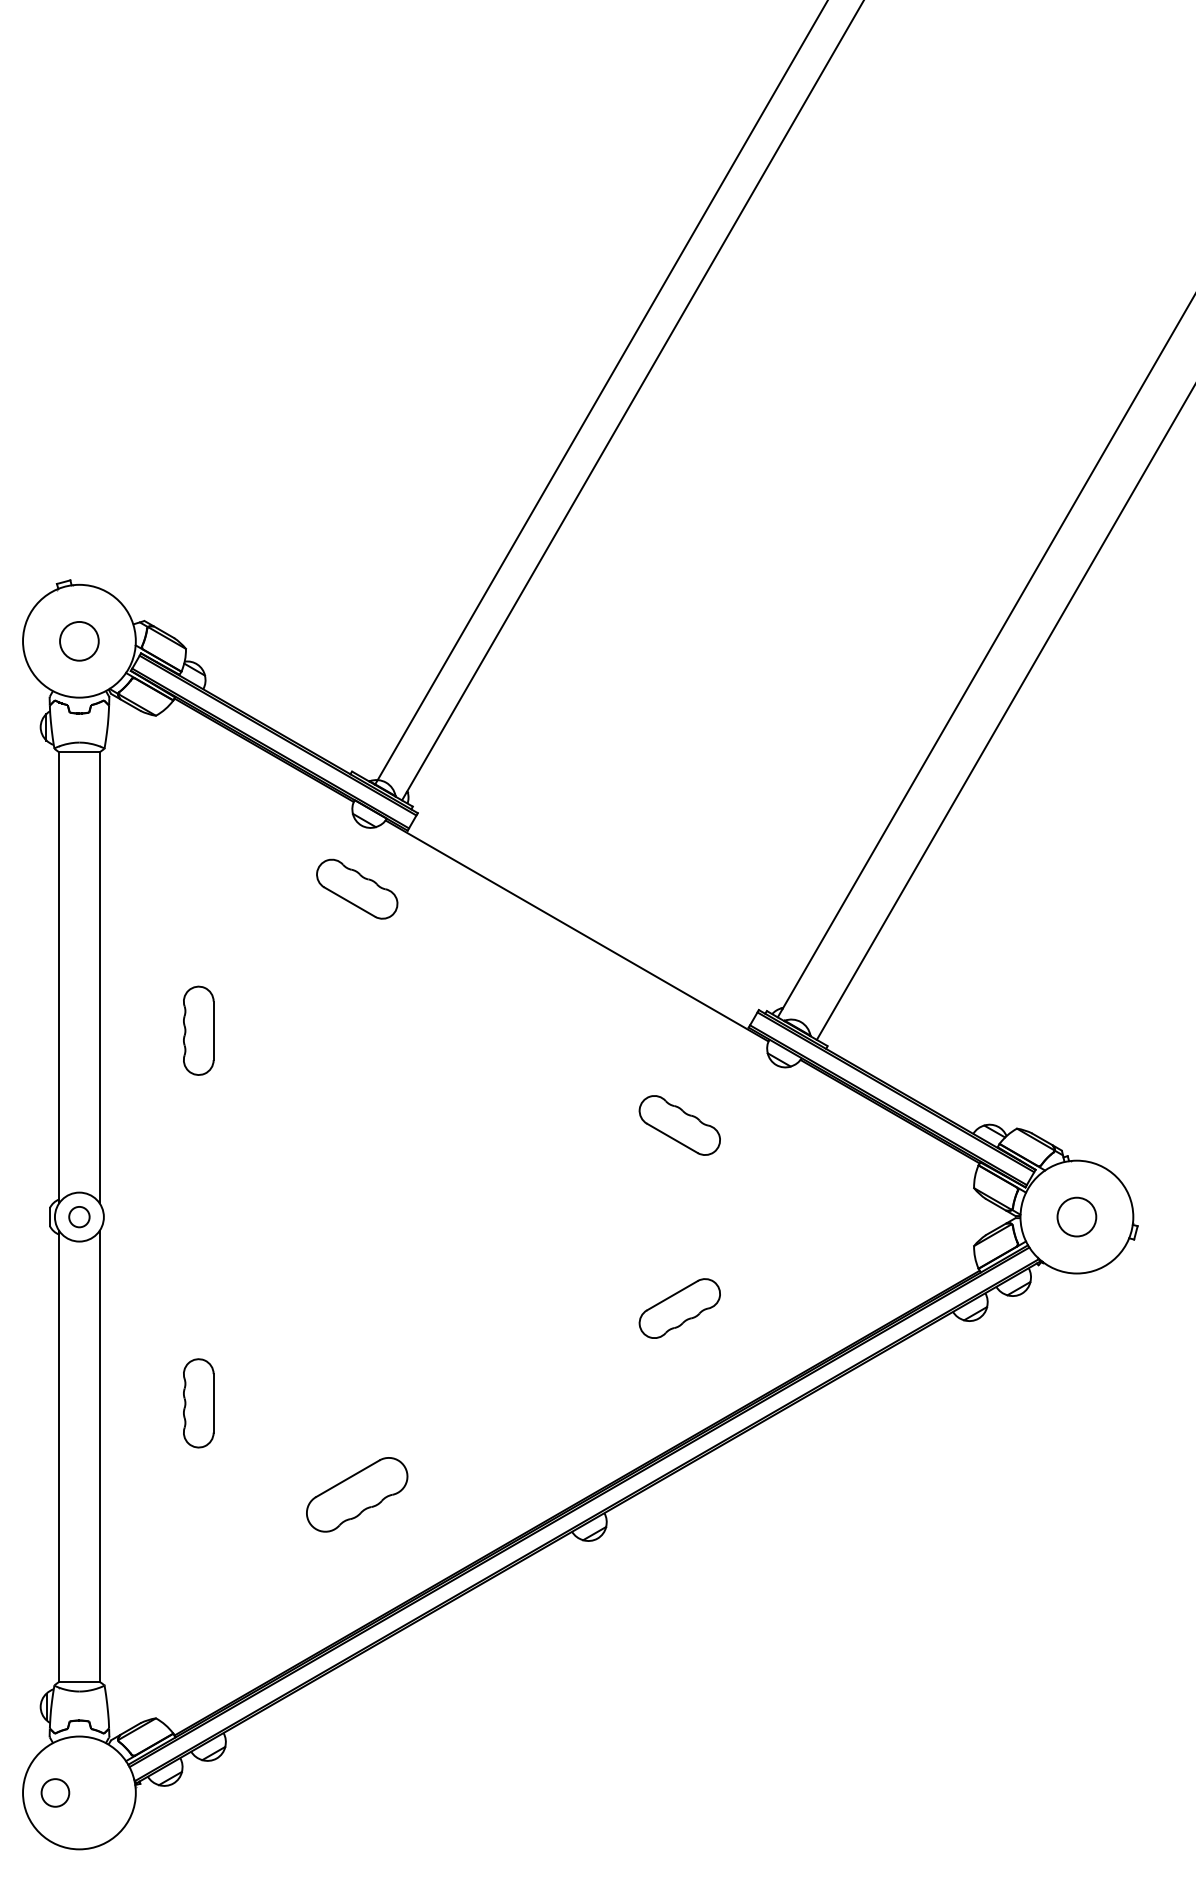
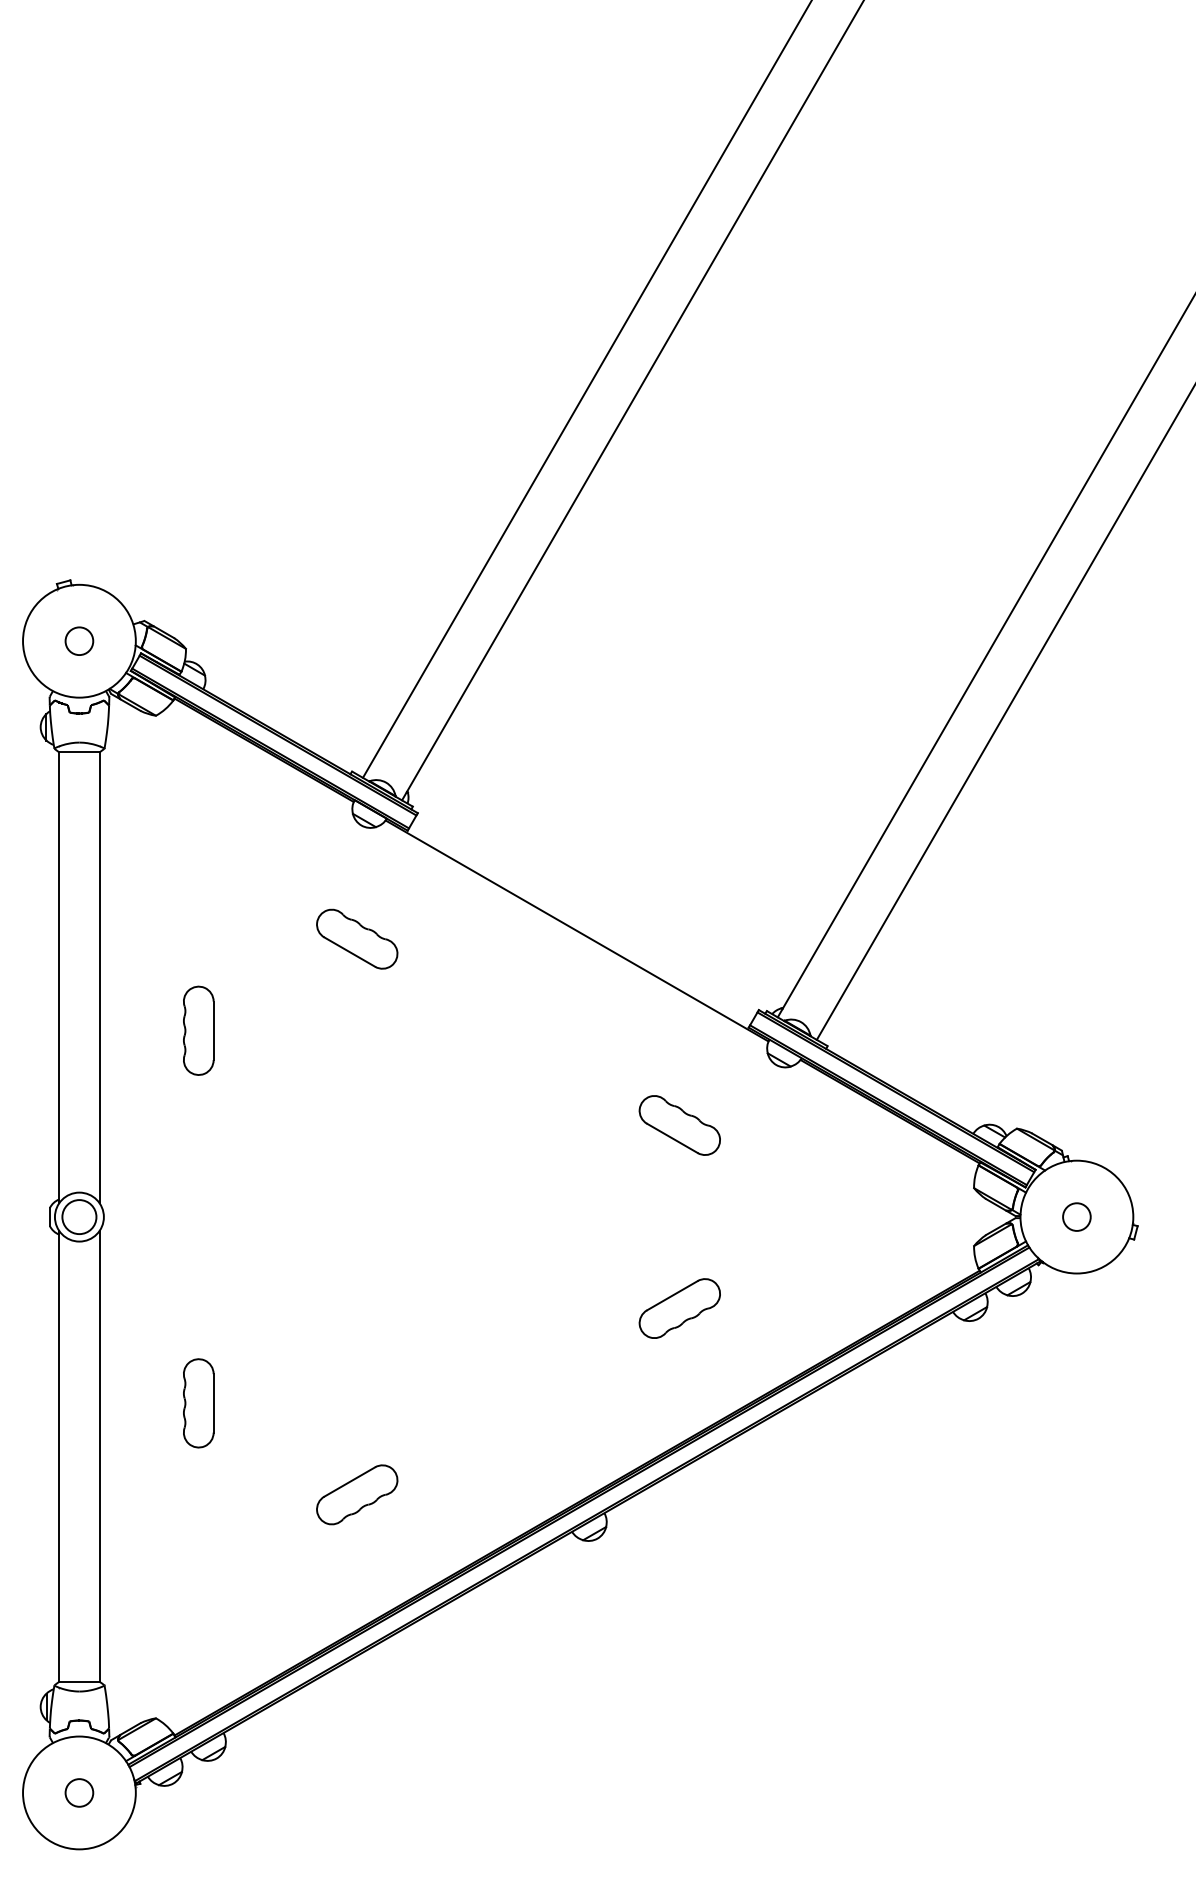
line position: (600, 393) -> (586, 389) (586, 389)
circle size: 41x41 px -> 31x30 px (79, 640)
part position: (357, 888) -> (357, 938) (357, 938)
circle diameter: 20 px -> 34 px (79, 1217)
circle diameter: 39 px -> 28 px (1076, 1216)
part size: 103x76 px -> 83x62 px (357, 1494)
circle position: (55, 1792) -> (79, 1792) (79, 1792)
